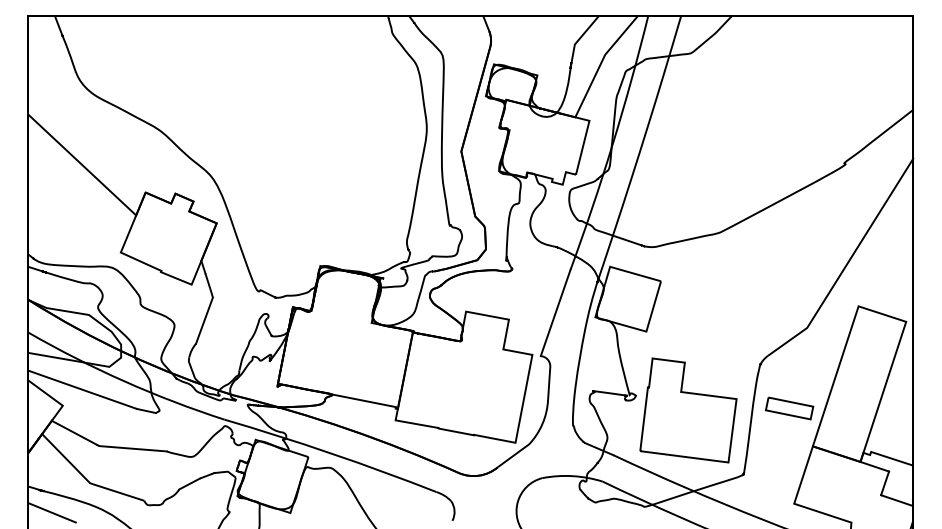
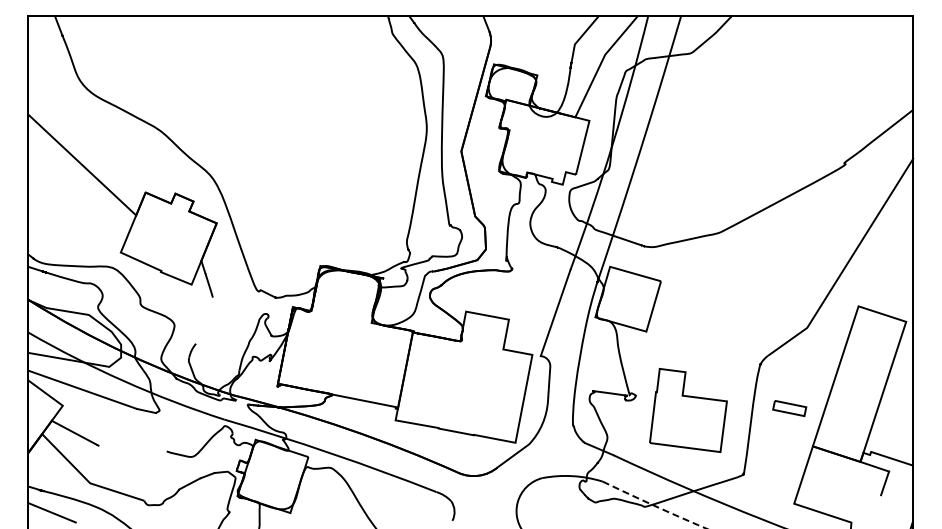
line: present -> none (204, 320)
part size: 50x25 px -> 36x18 px (789, 408)
part size: 99x107 px -> 79x85 px (688, 410)
line: present -> none (132, 448)
line: present -> none (896, 500)
arc: solid -> dashed (655, 506)
